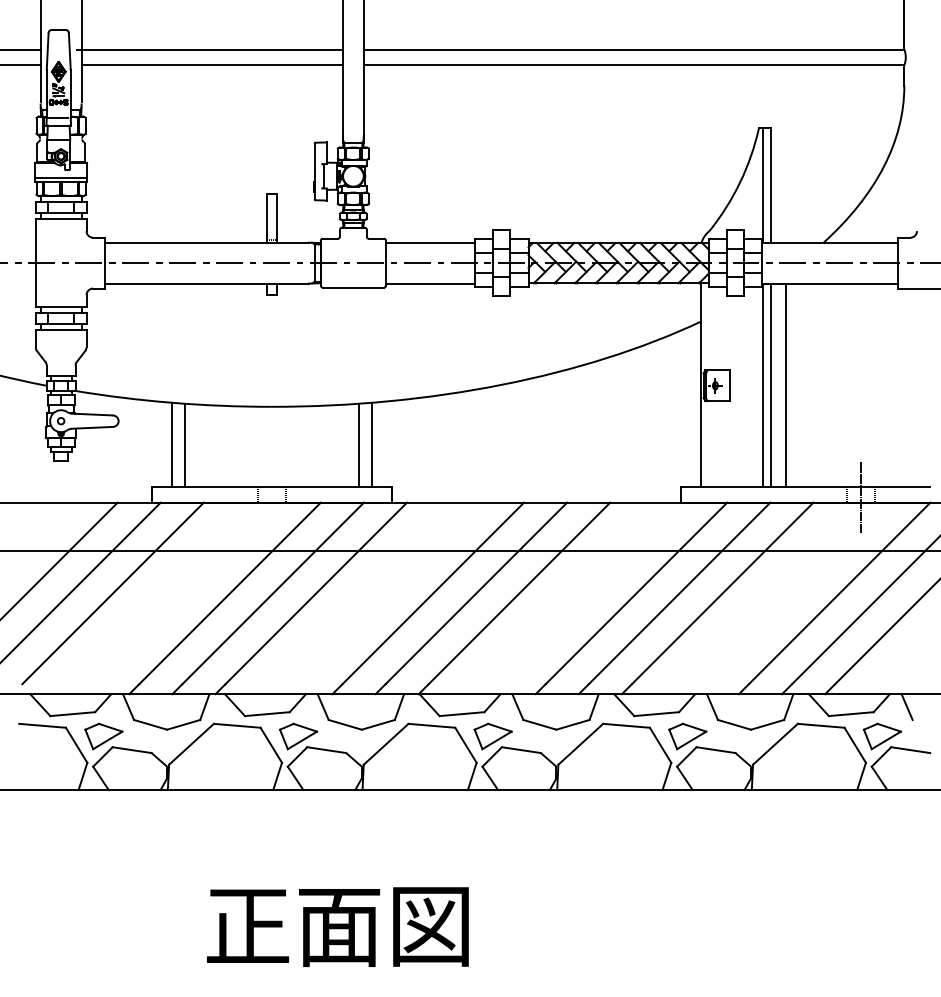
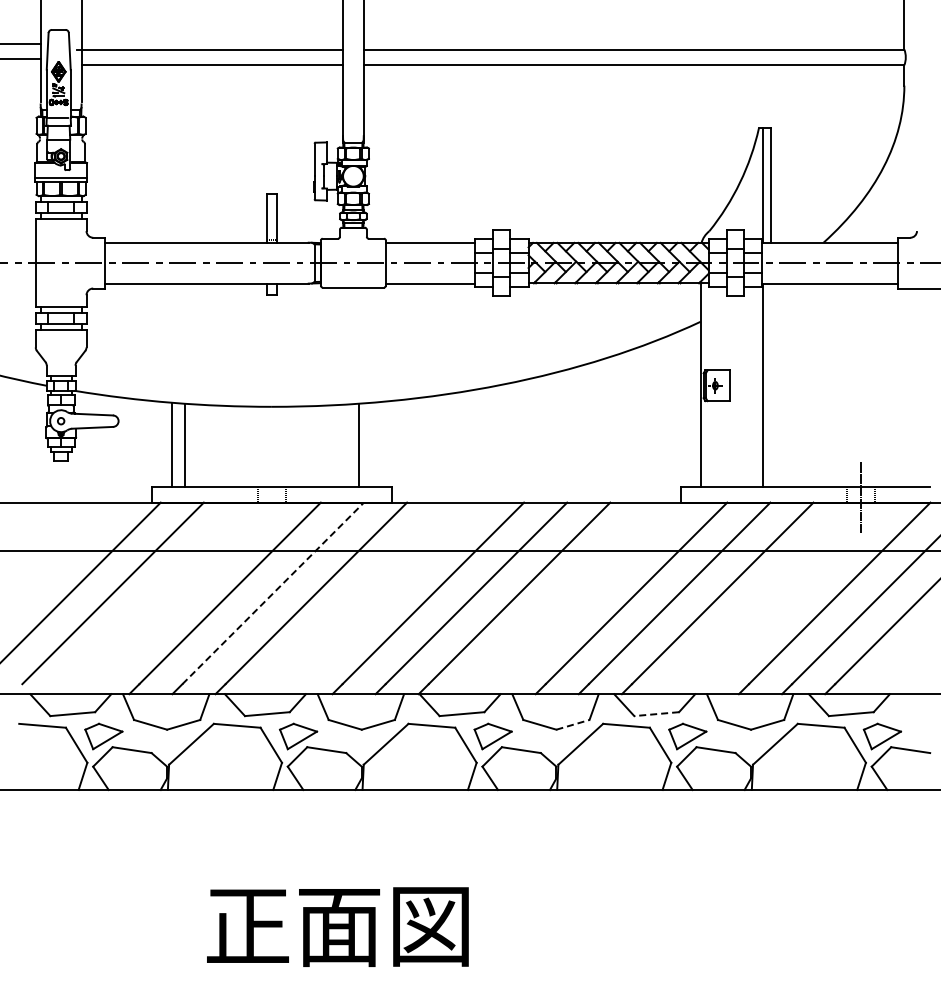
line position: (21, 49) -> (21, 43) (21, 43)
line position: (21, 65) -> (21, 59) (21, 59)
line: present -> none (770, 385)
line: present -> none (785, 385)
line: present -> none (371, 444)
line: present -> none (59, 560)
line: solid -> dashed (273, 593)
line: present -> none (906, 706)
line: solid -> dashed (656, 714)
line: solid -> dashed (573, 724)
